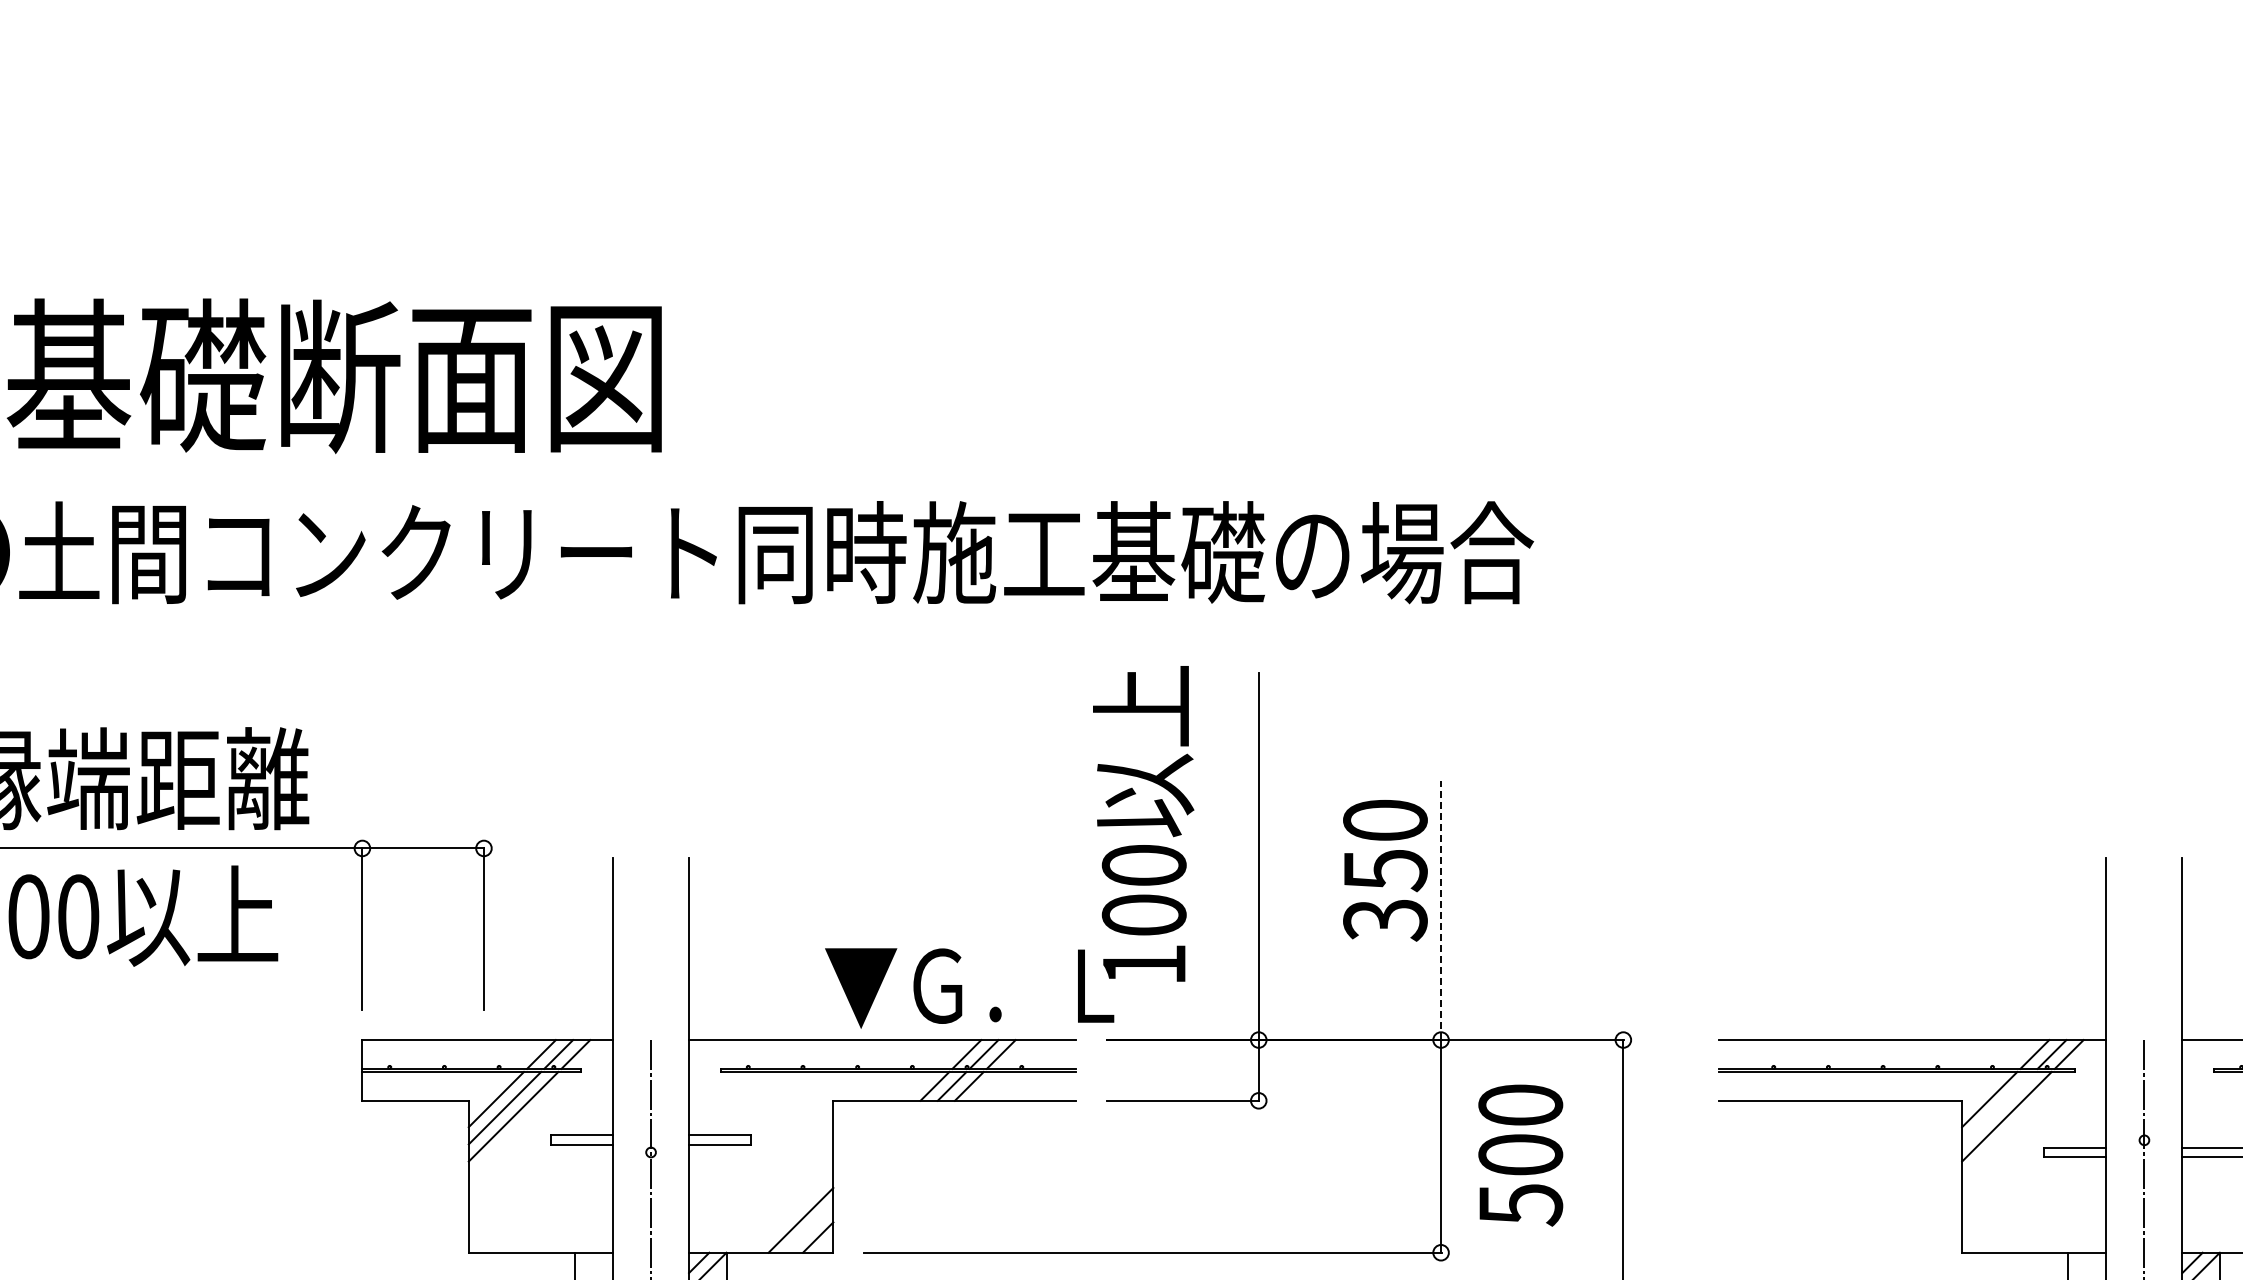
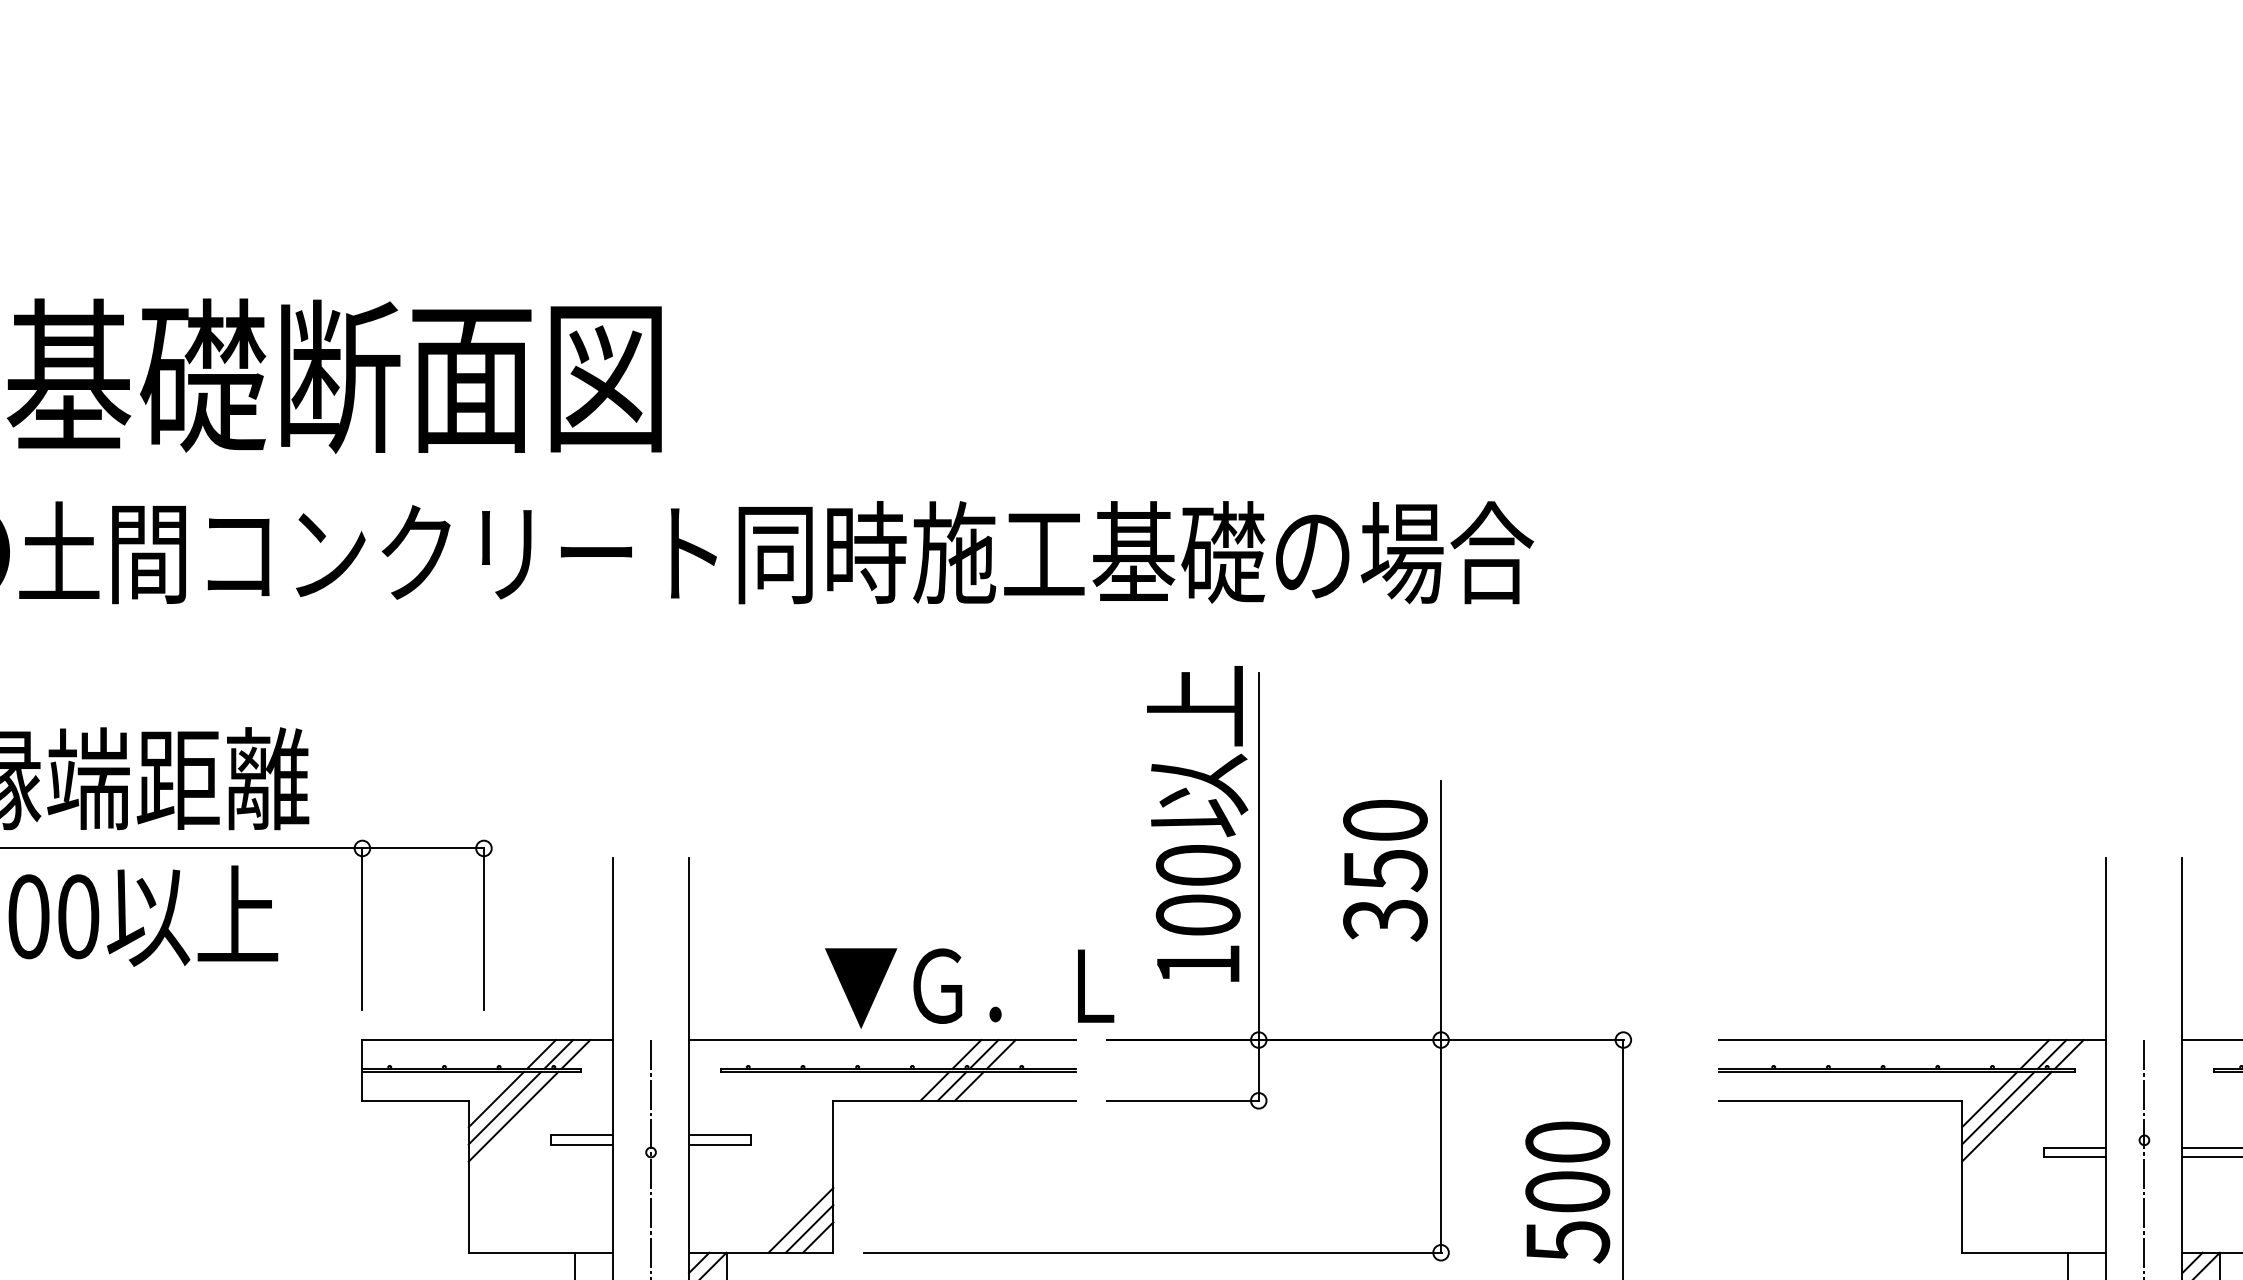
text position: (1143, 823) -> (1197, 823) (1197, 823)
line: dashed -> solid (1441, 910)
line: none -> present (1998, 1107)
text position: (1520, 1155) -> (1567, 1192) (1567, 1192)
line: none -> present (809, 1228)
